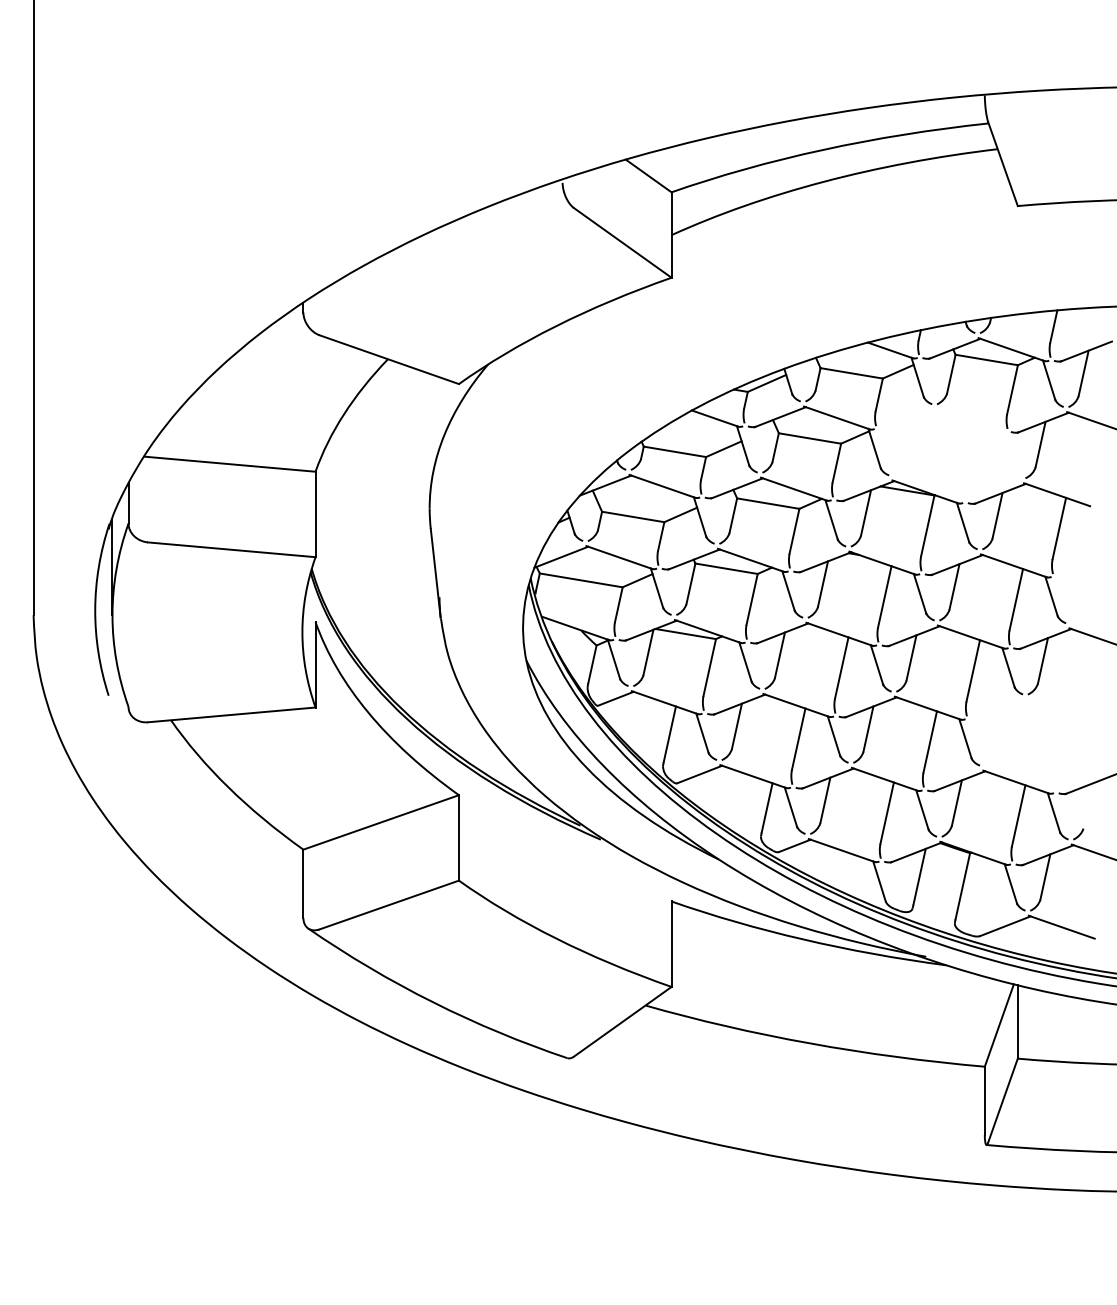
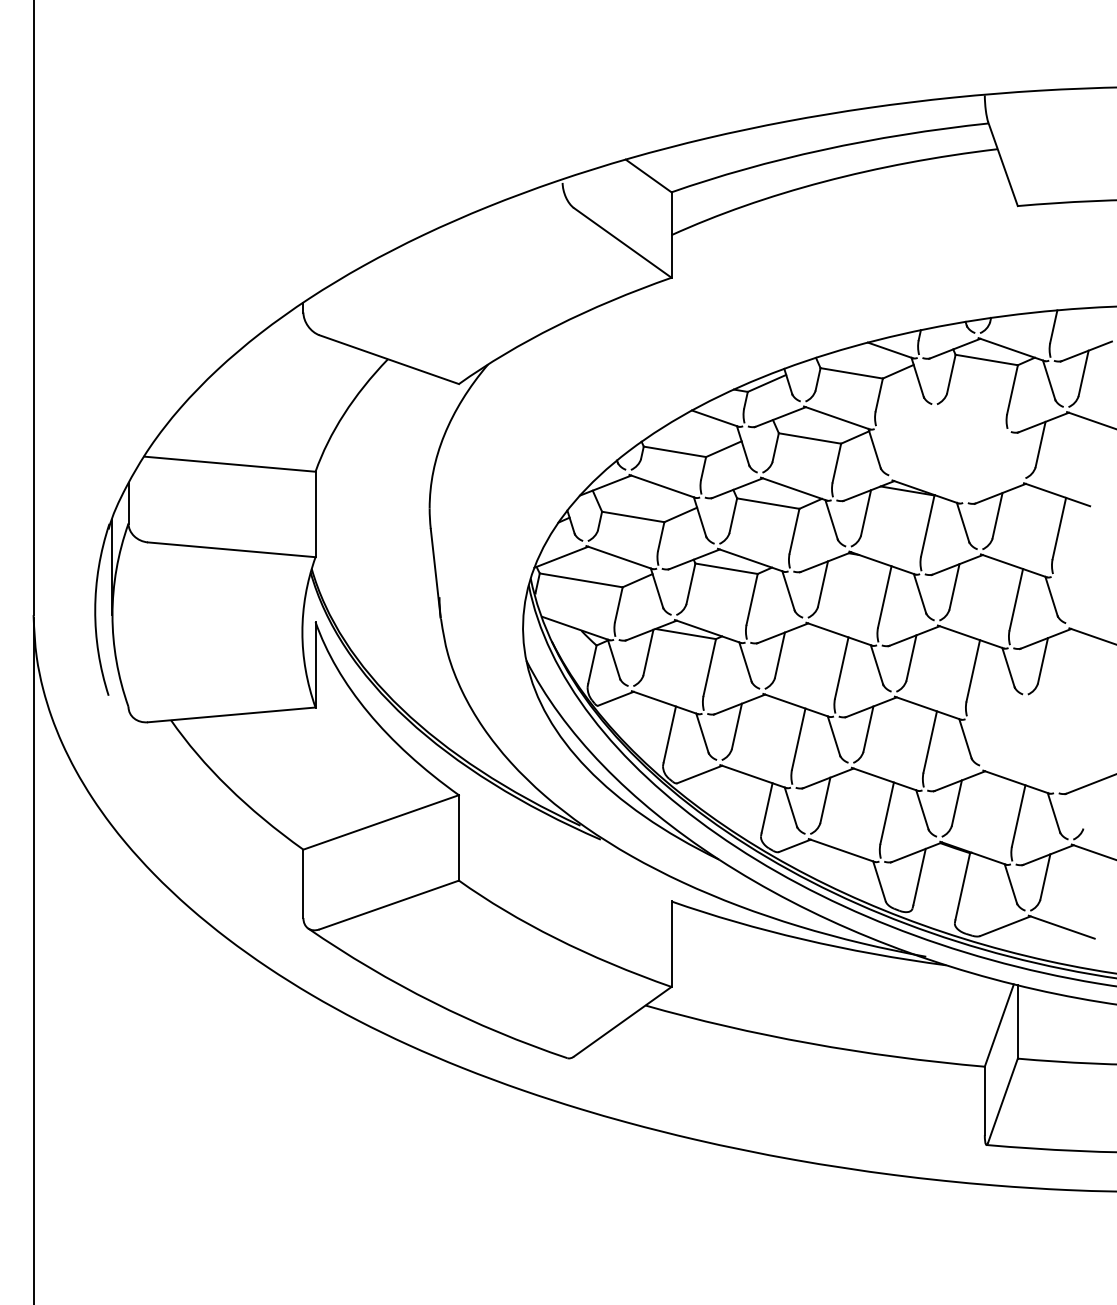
line: none -> present (33, 959)
